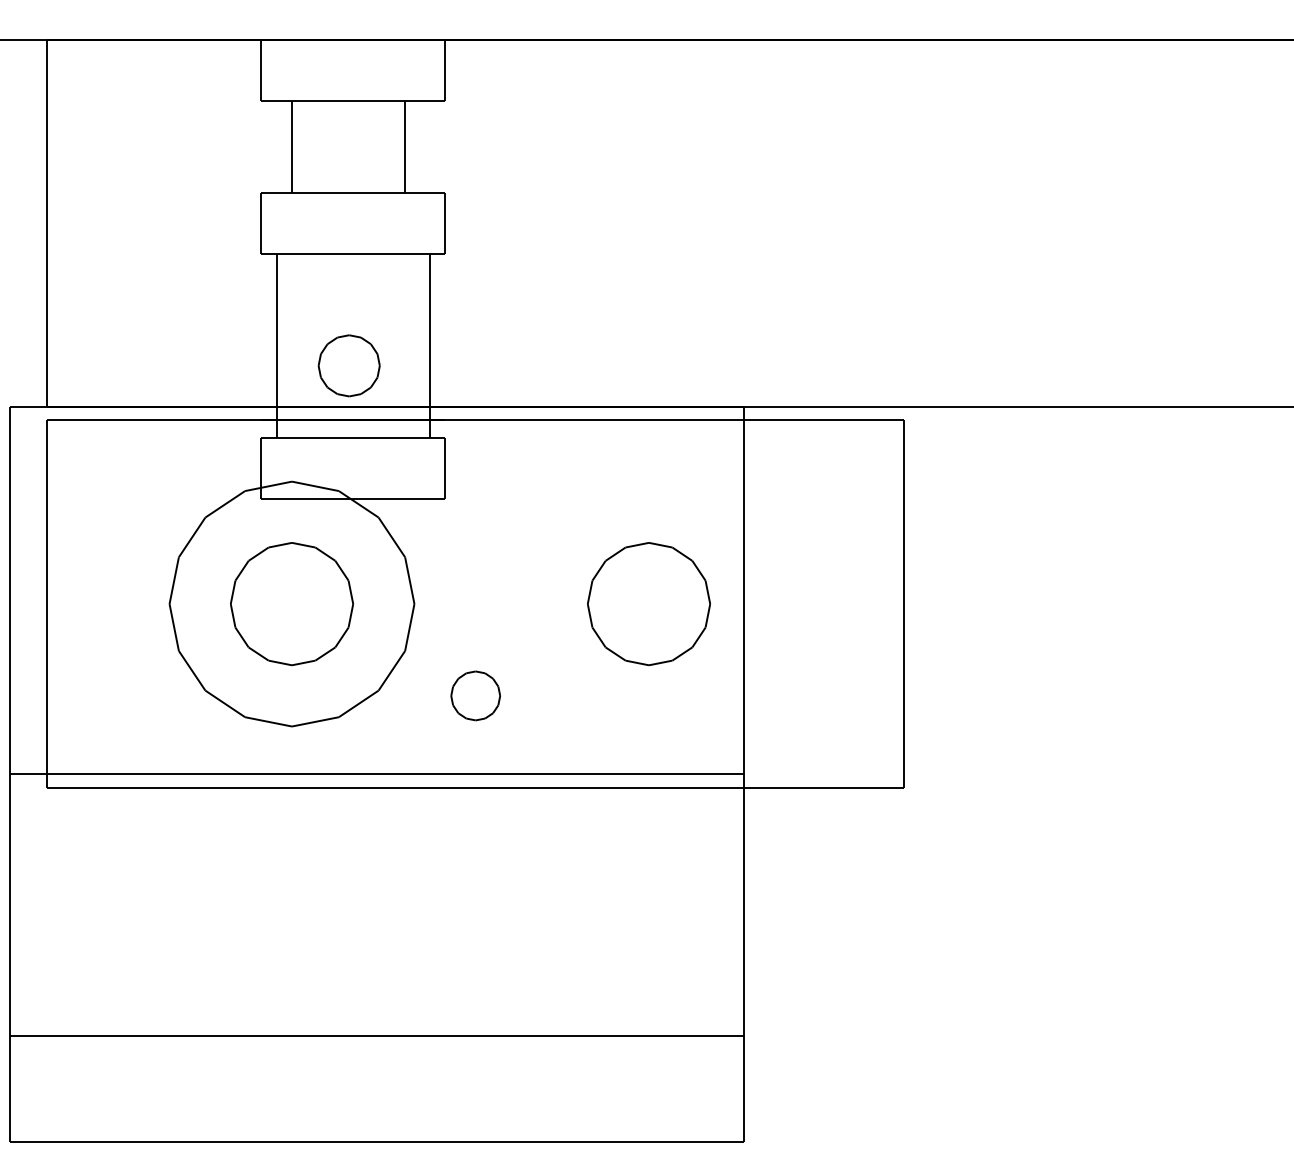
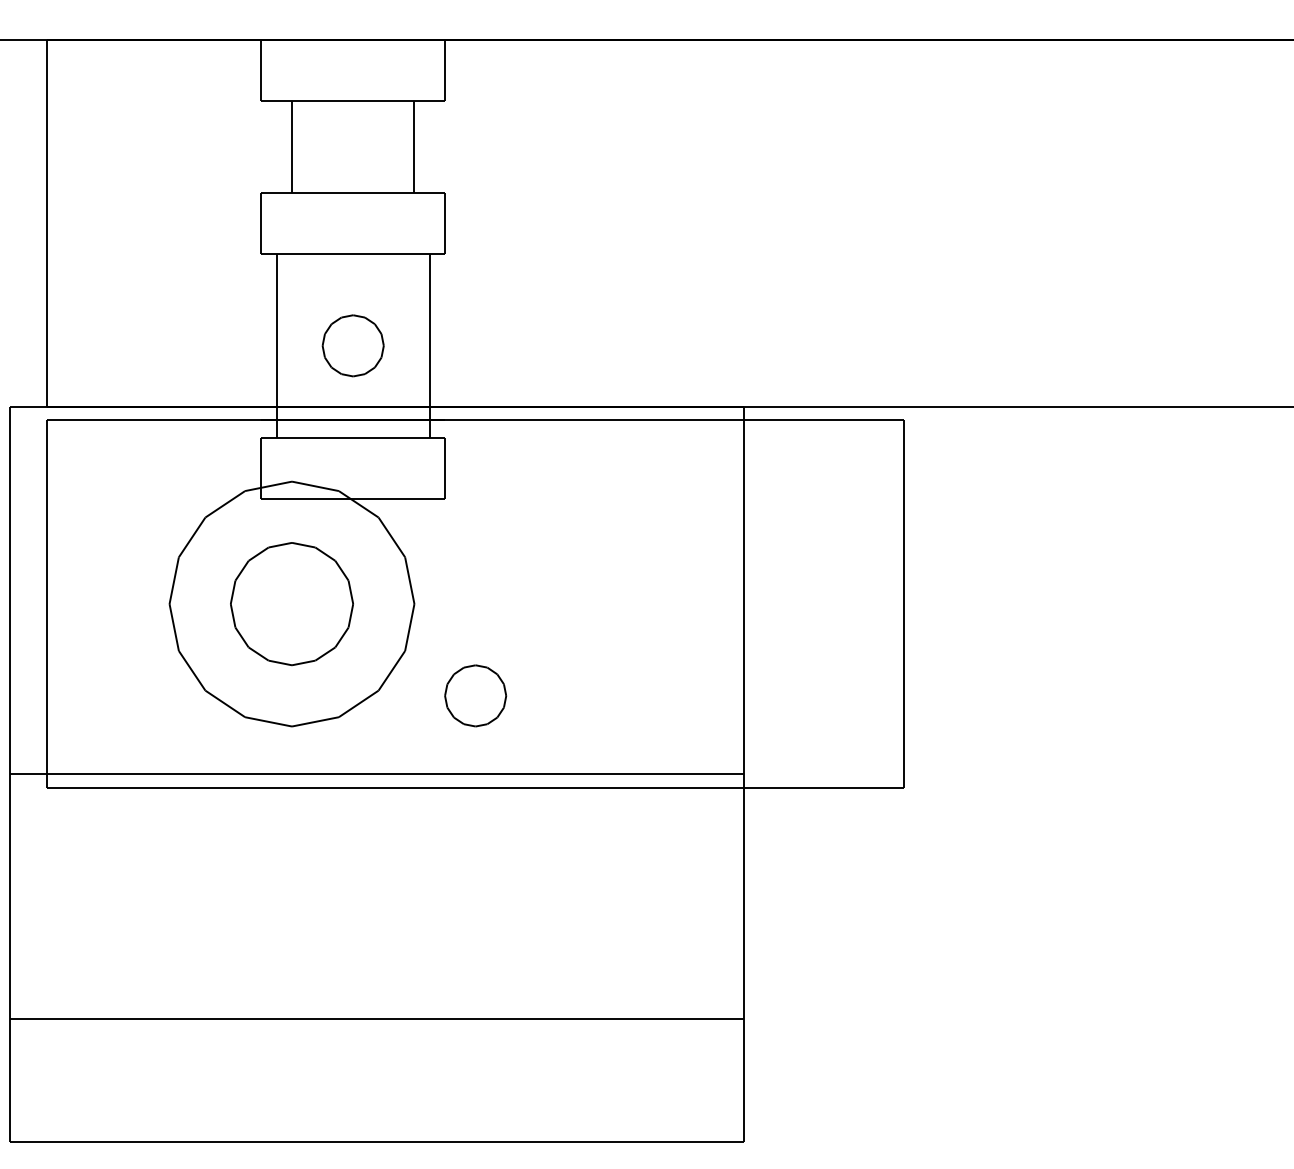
line position: (405, 146) -> (414, 146) (414, 146)
part position: (348, 365) -> (352, 345) (352, 345)
part: present -> none (648, 604)
part size: 51x52 px -> 64x64 px (475, 695)
line position: (376, 1036) -> (376, 1019) (376, 1019)
